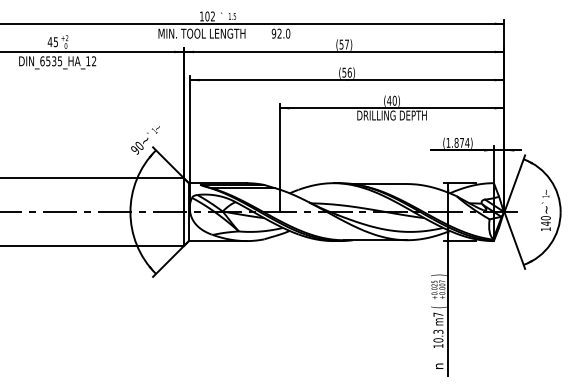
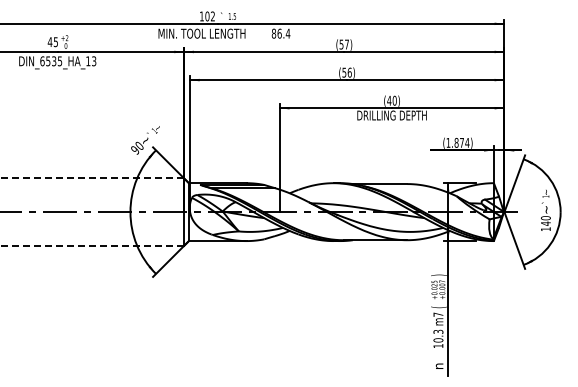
text: 92.0 -> 86.4 (280, 33)
text: DIN_6535_HA_12 -> DIN_6535_HA_13 (94, 61)
line: solid -> dashed (92, 178)
line: solid -> dashed (92, 245)
